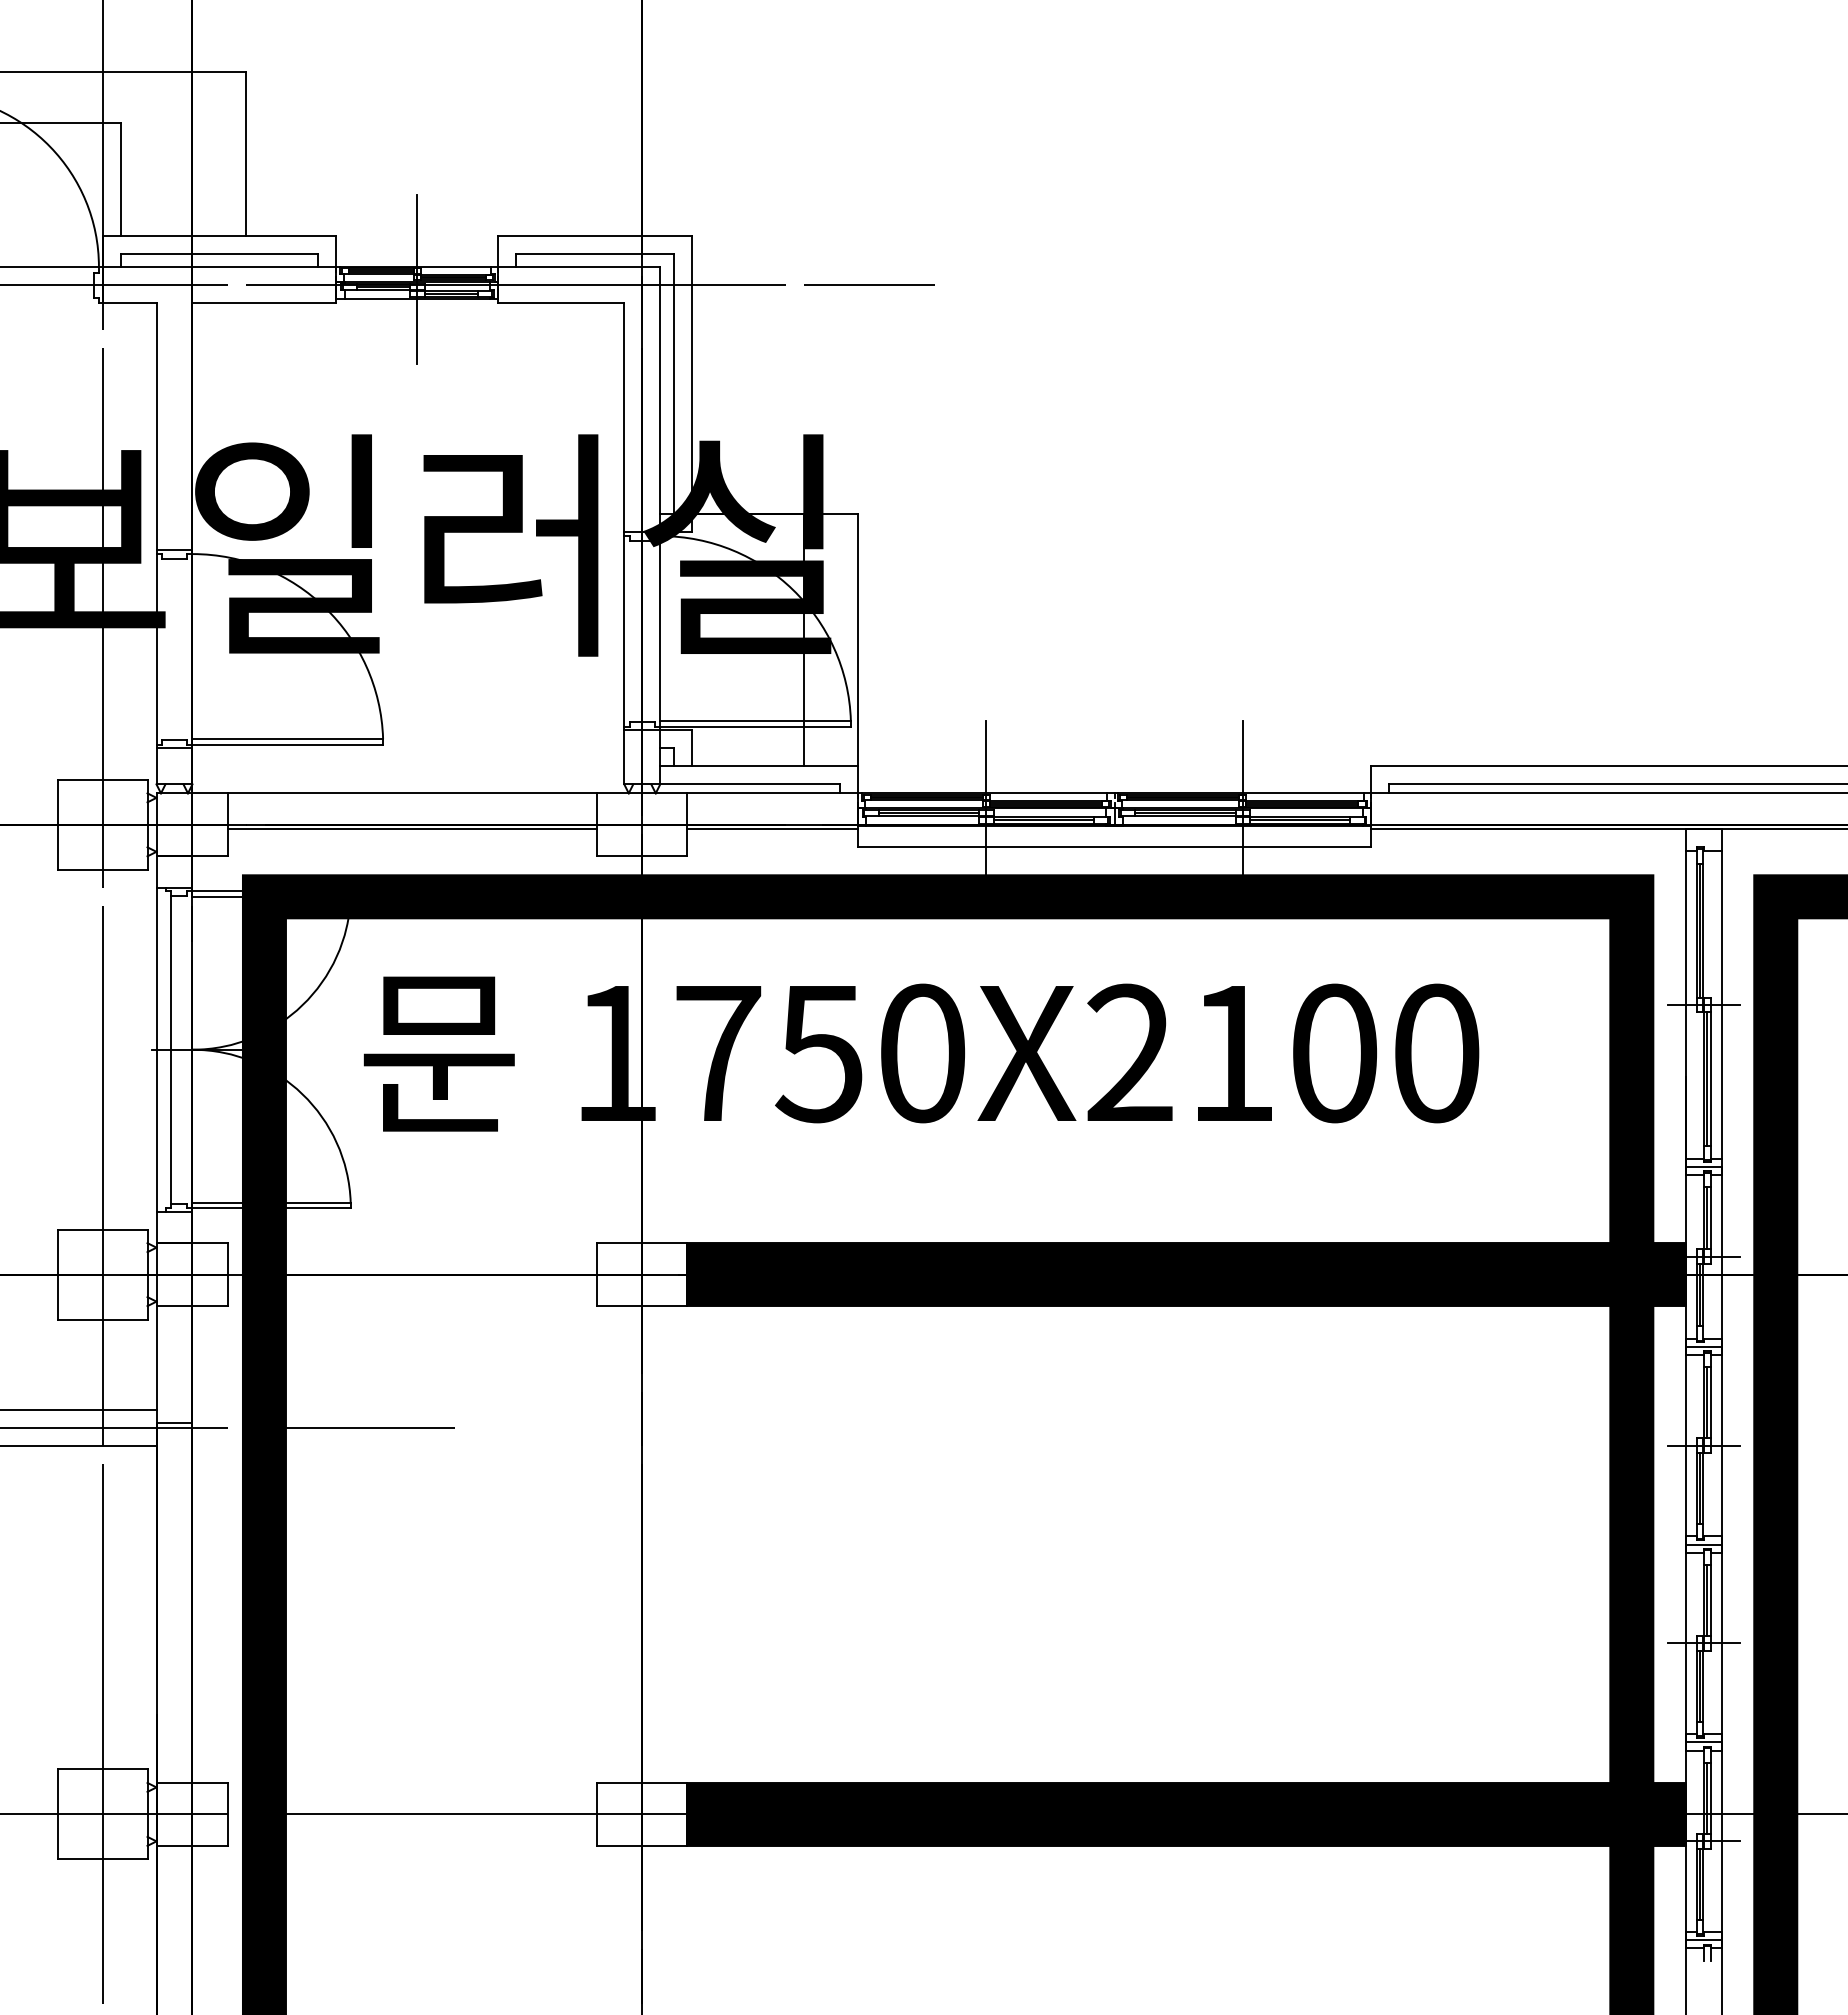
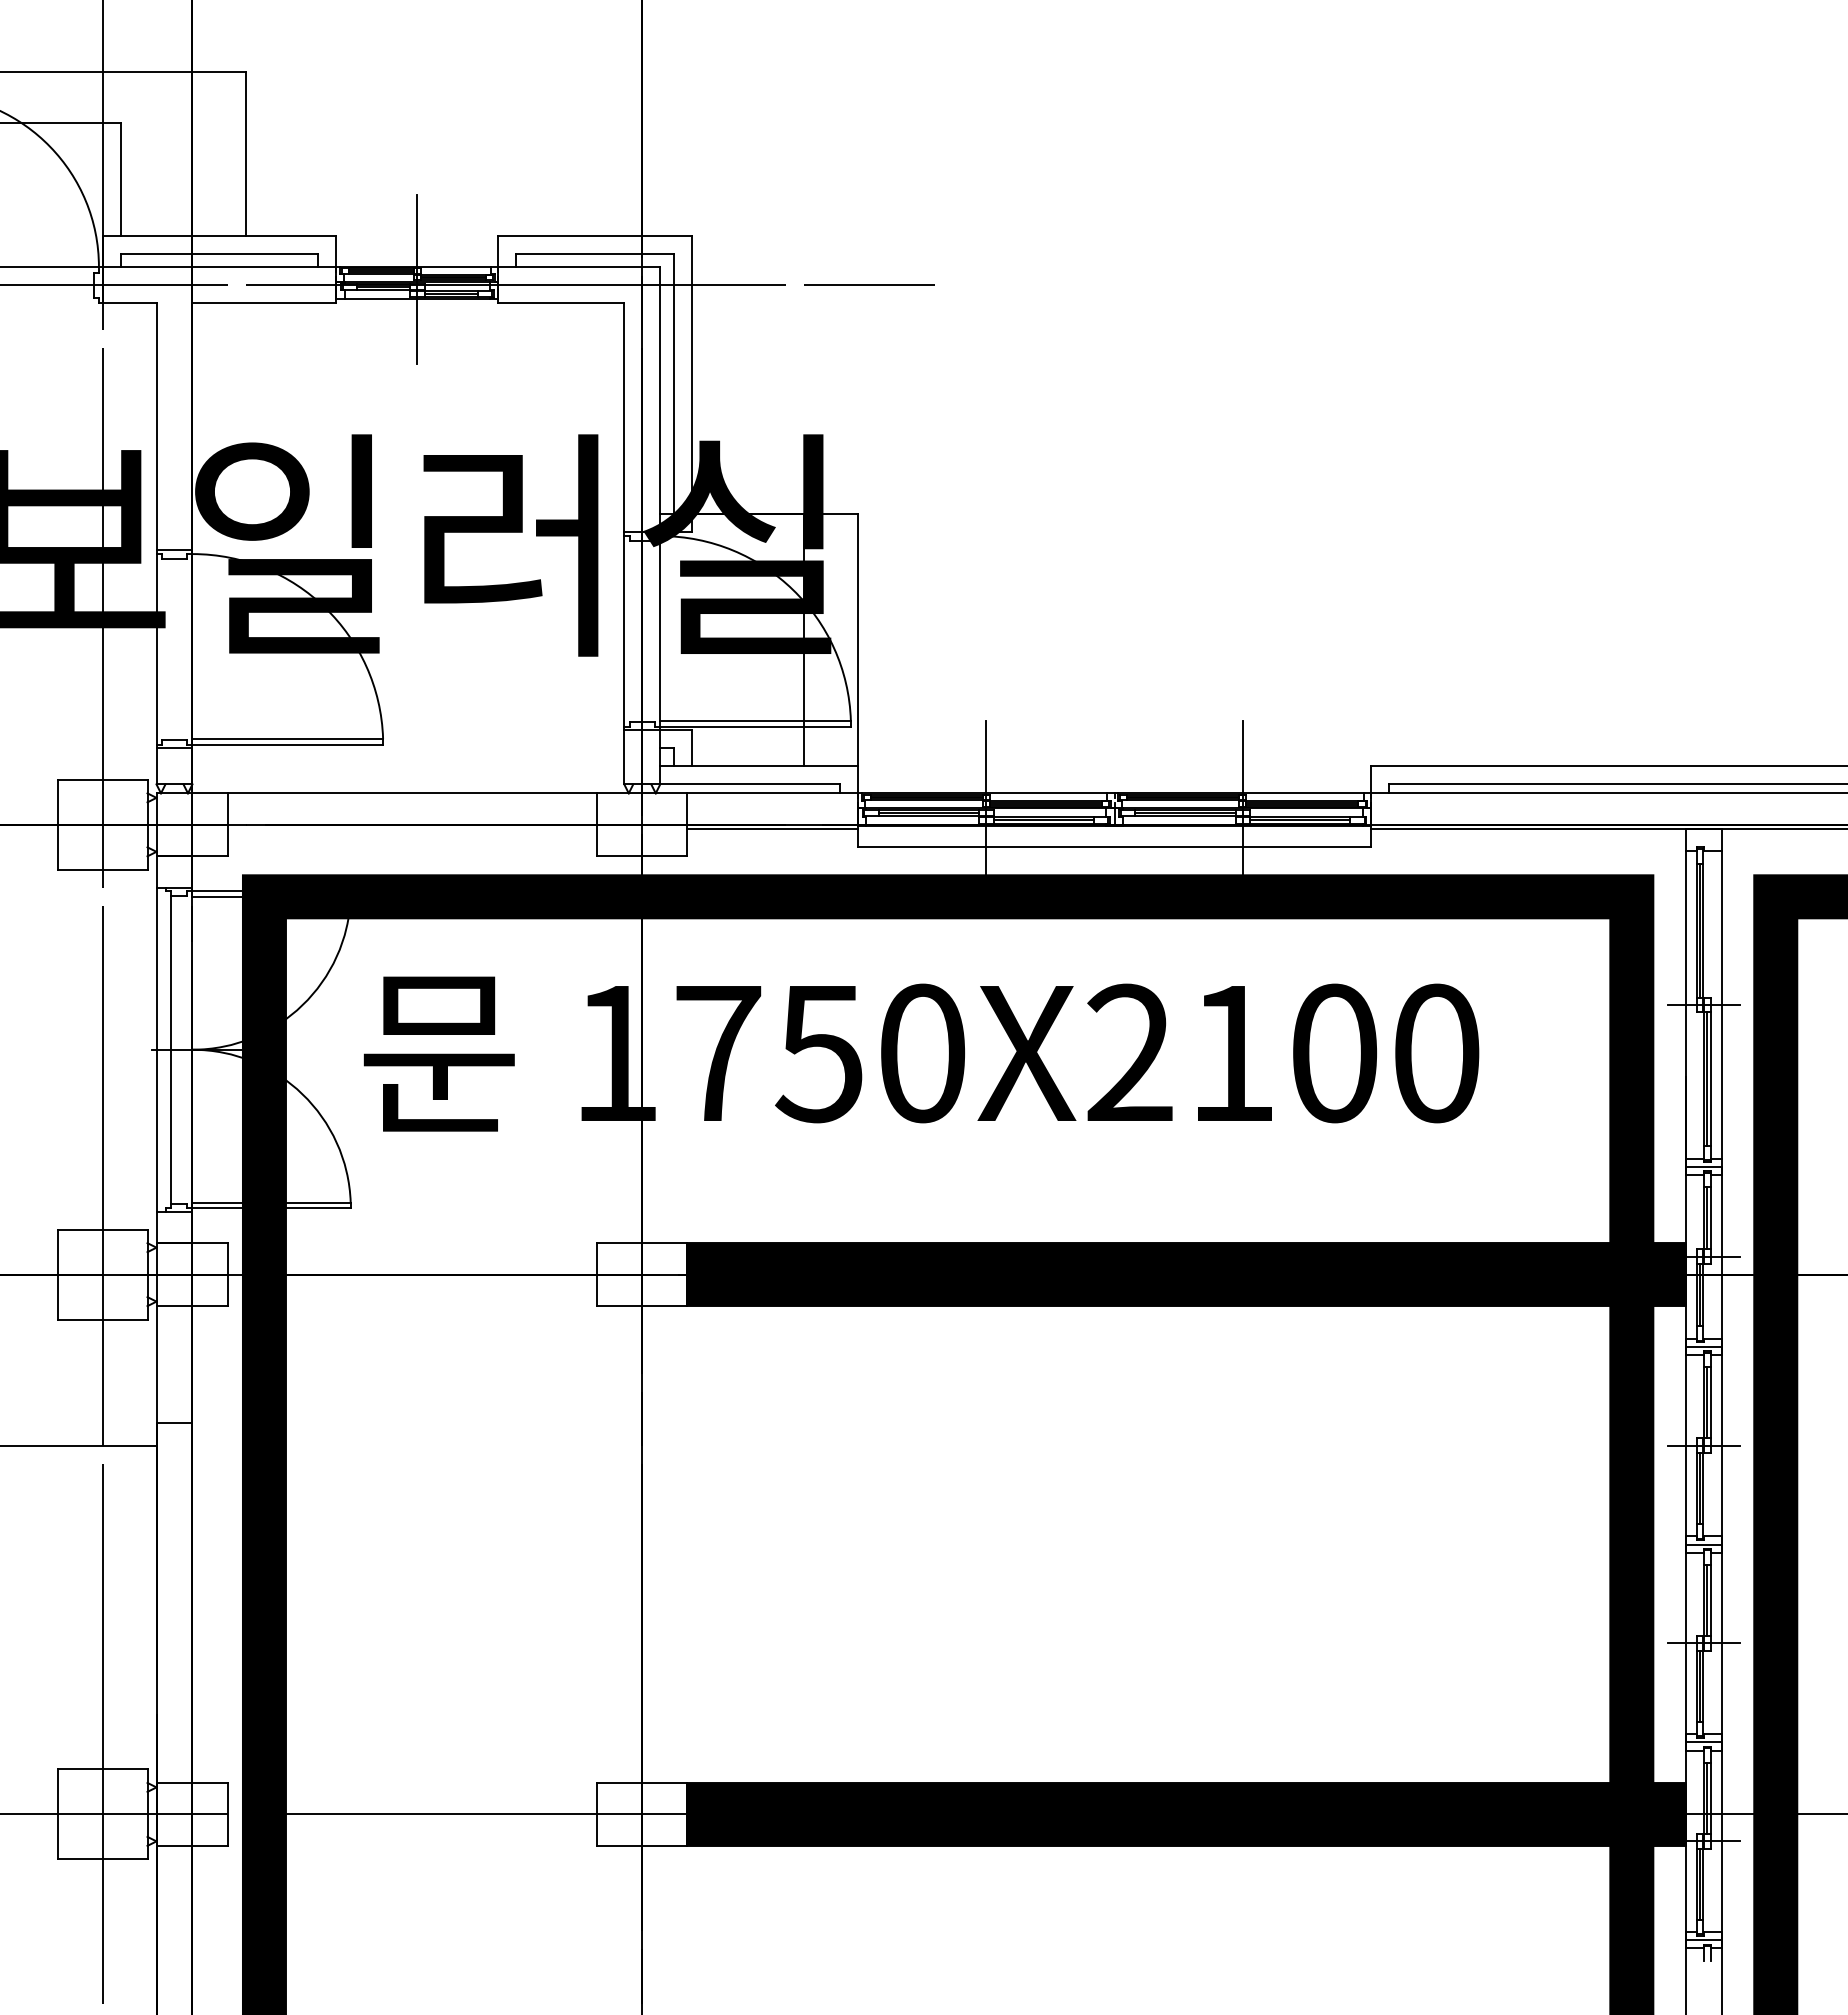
line: present -> none (412, 829)
line: present -> none (79, 1409)
line: present -> none (228, 1427)
